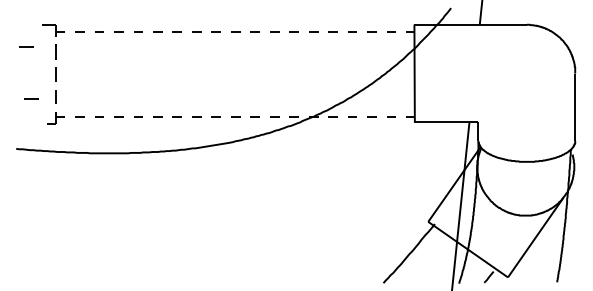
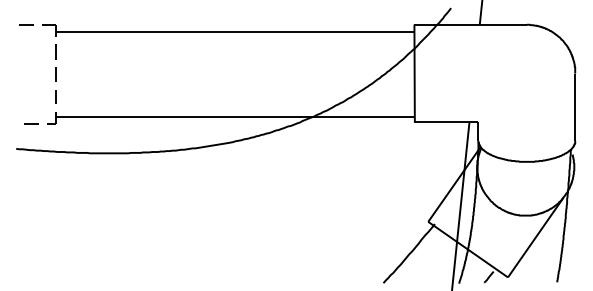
line: dashed -> solid (235, 31)
line position: (26, 46) -> (26, 24) (26, 24)
line position: (31, 98) -> (31, 123) (31, 123)
line: dashed -> solid (235, 117)
